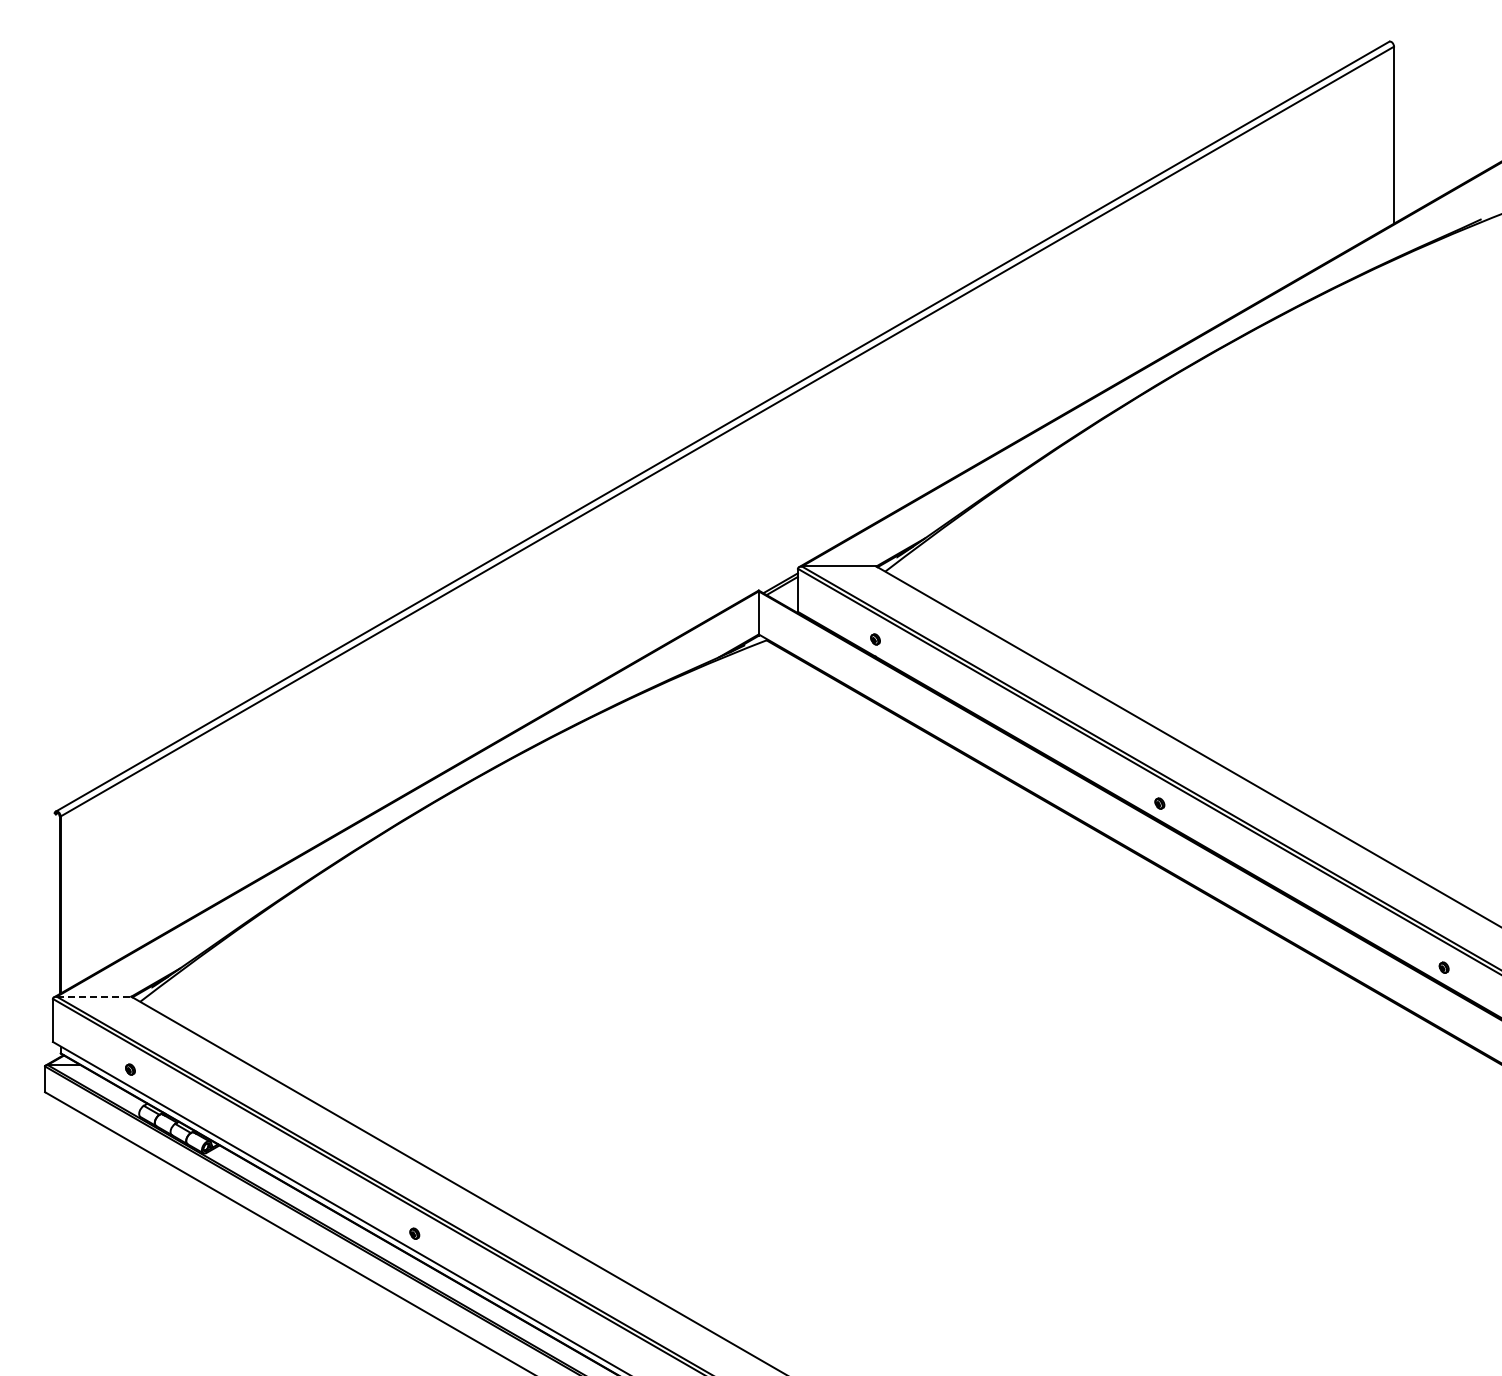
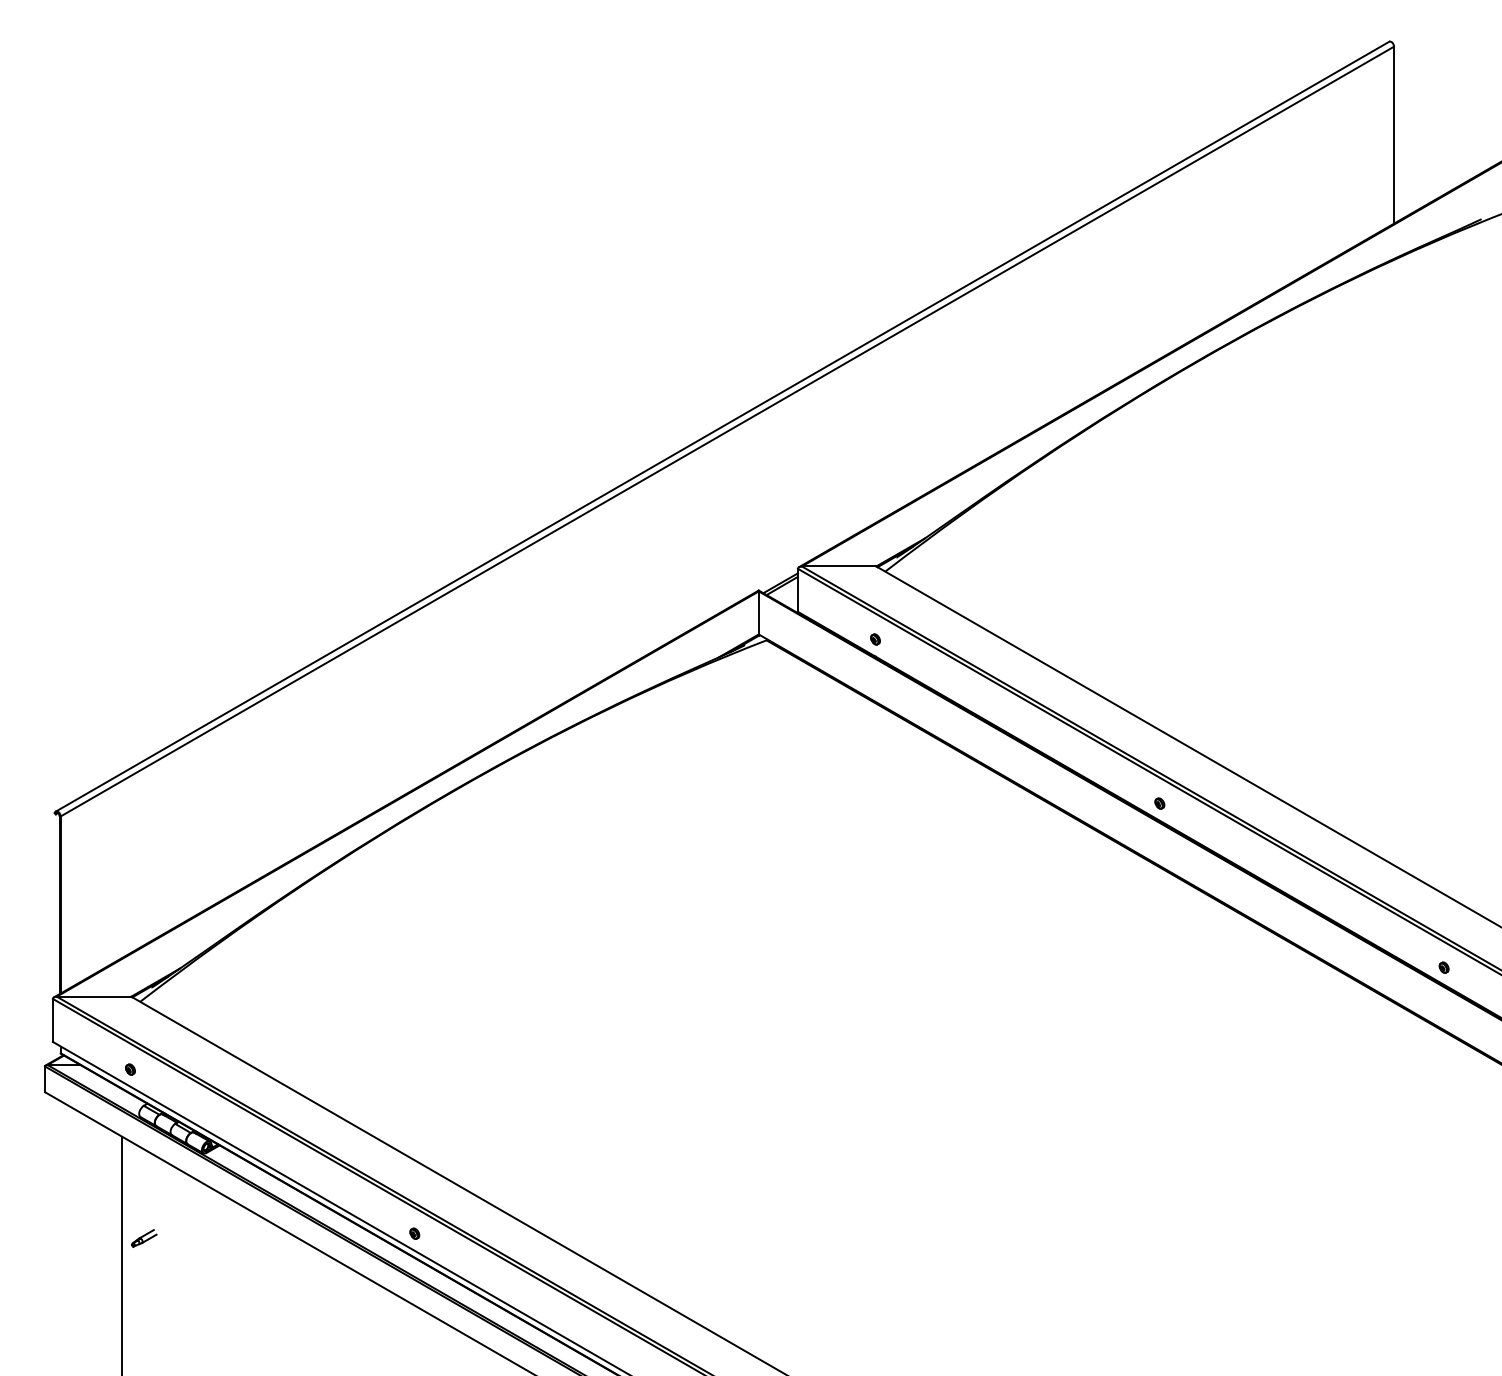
line: dashed -> solid (94, 996)
part: none -> present (144, 1238)
line: none -> present (122, 1254)
